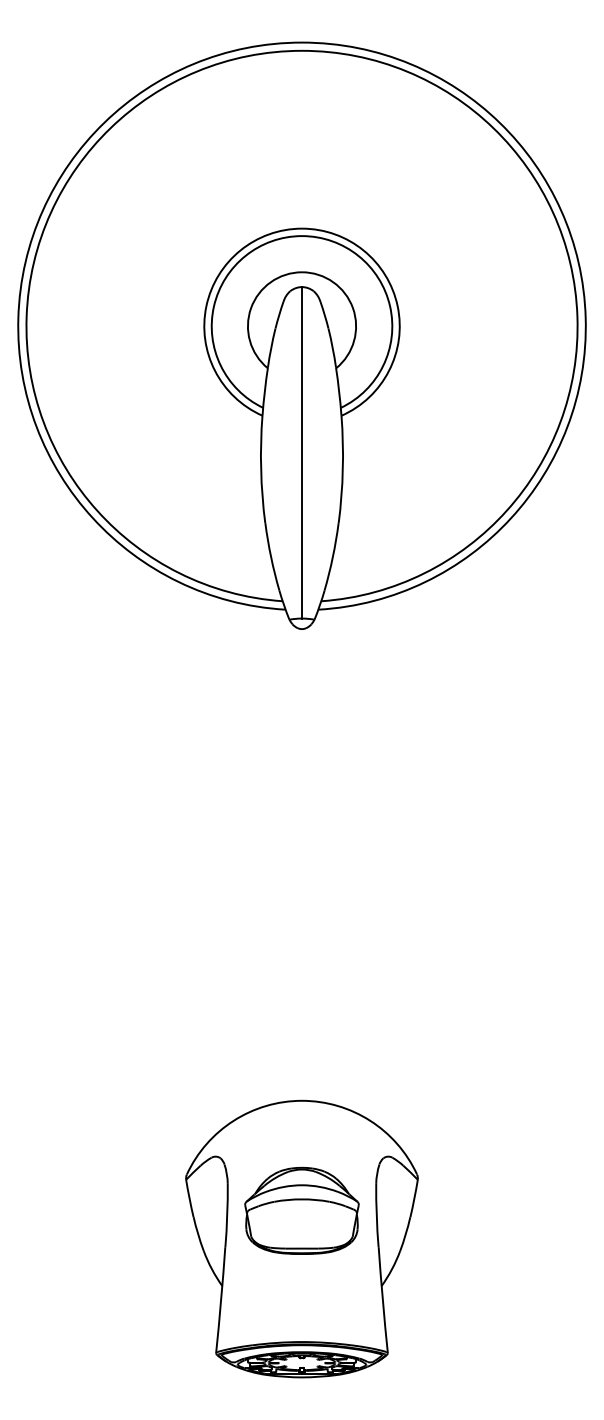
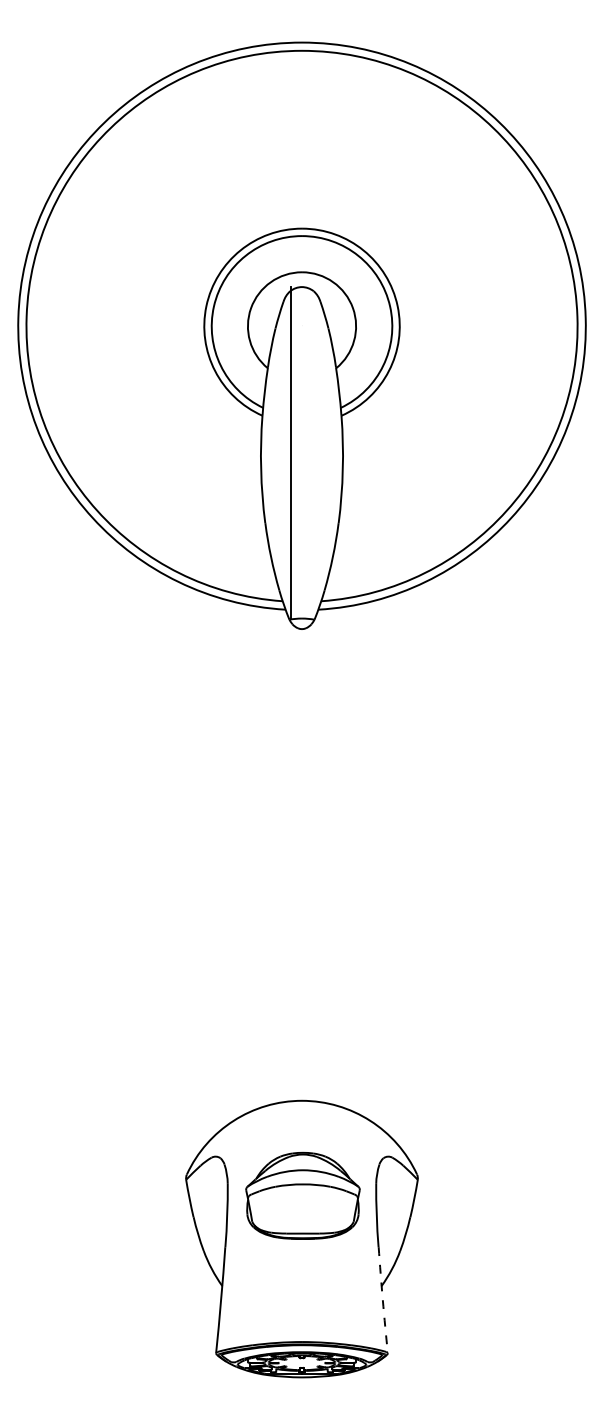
line position: (302, 452) -> (291, 452) (291, 452)
part position: (301, 1210) -> (302, 1195) (302, 1195)
arc: solid -> dashed (382, 1300)
